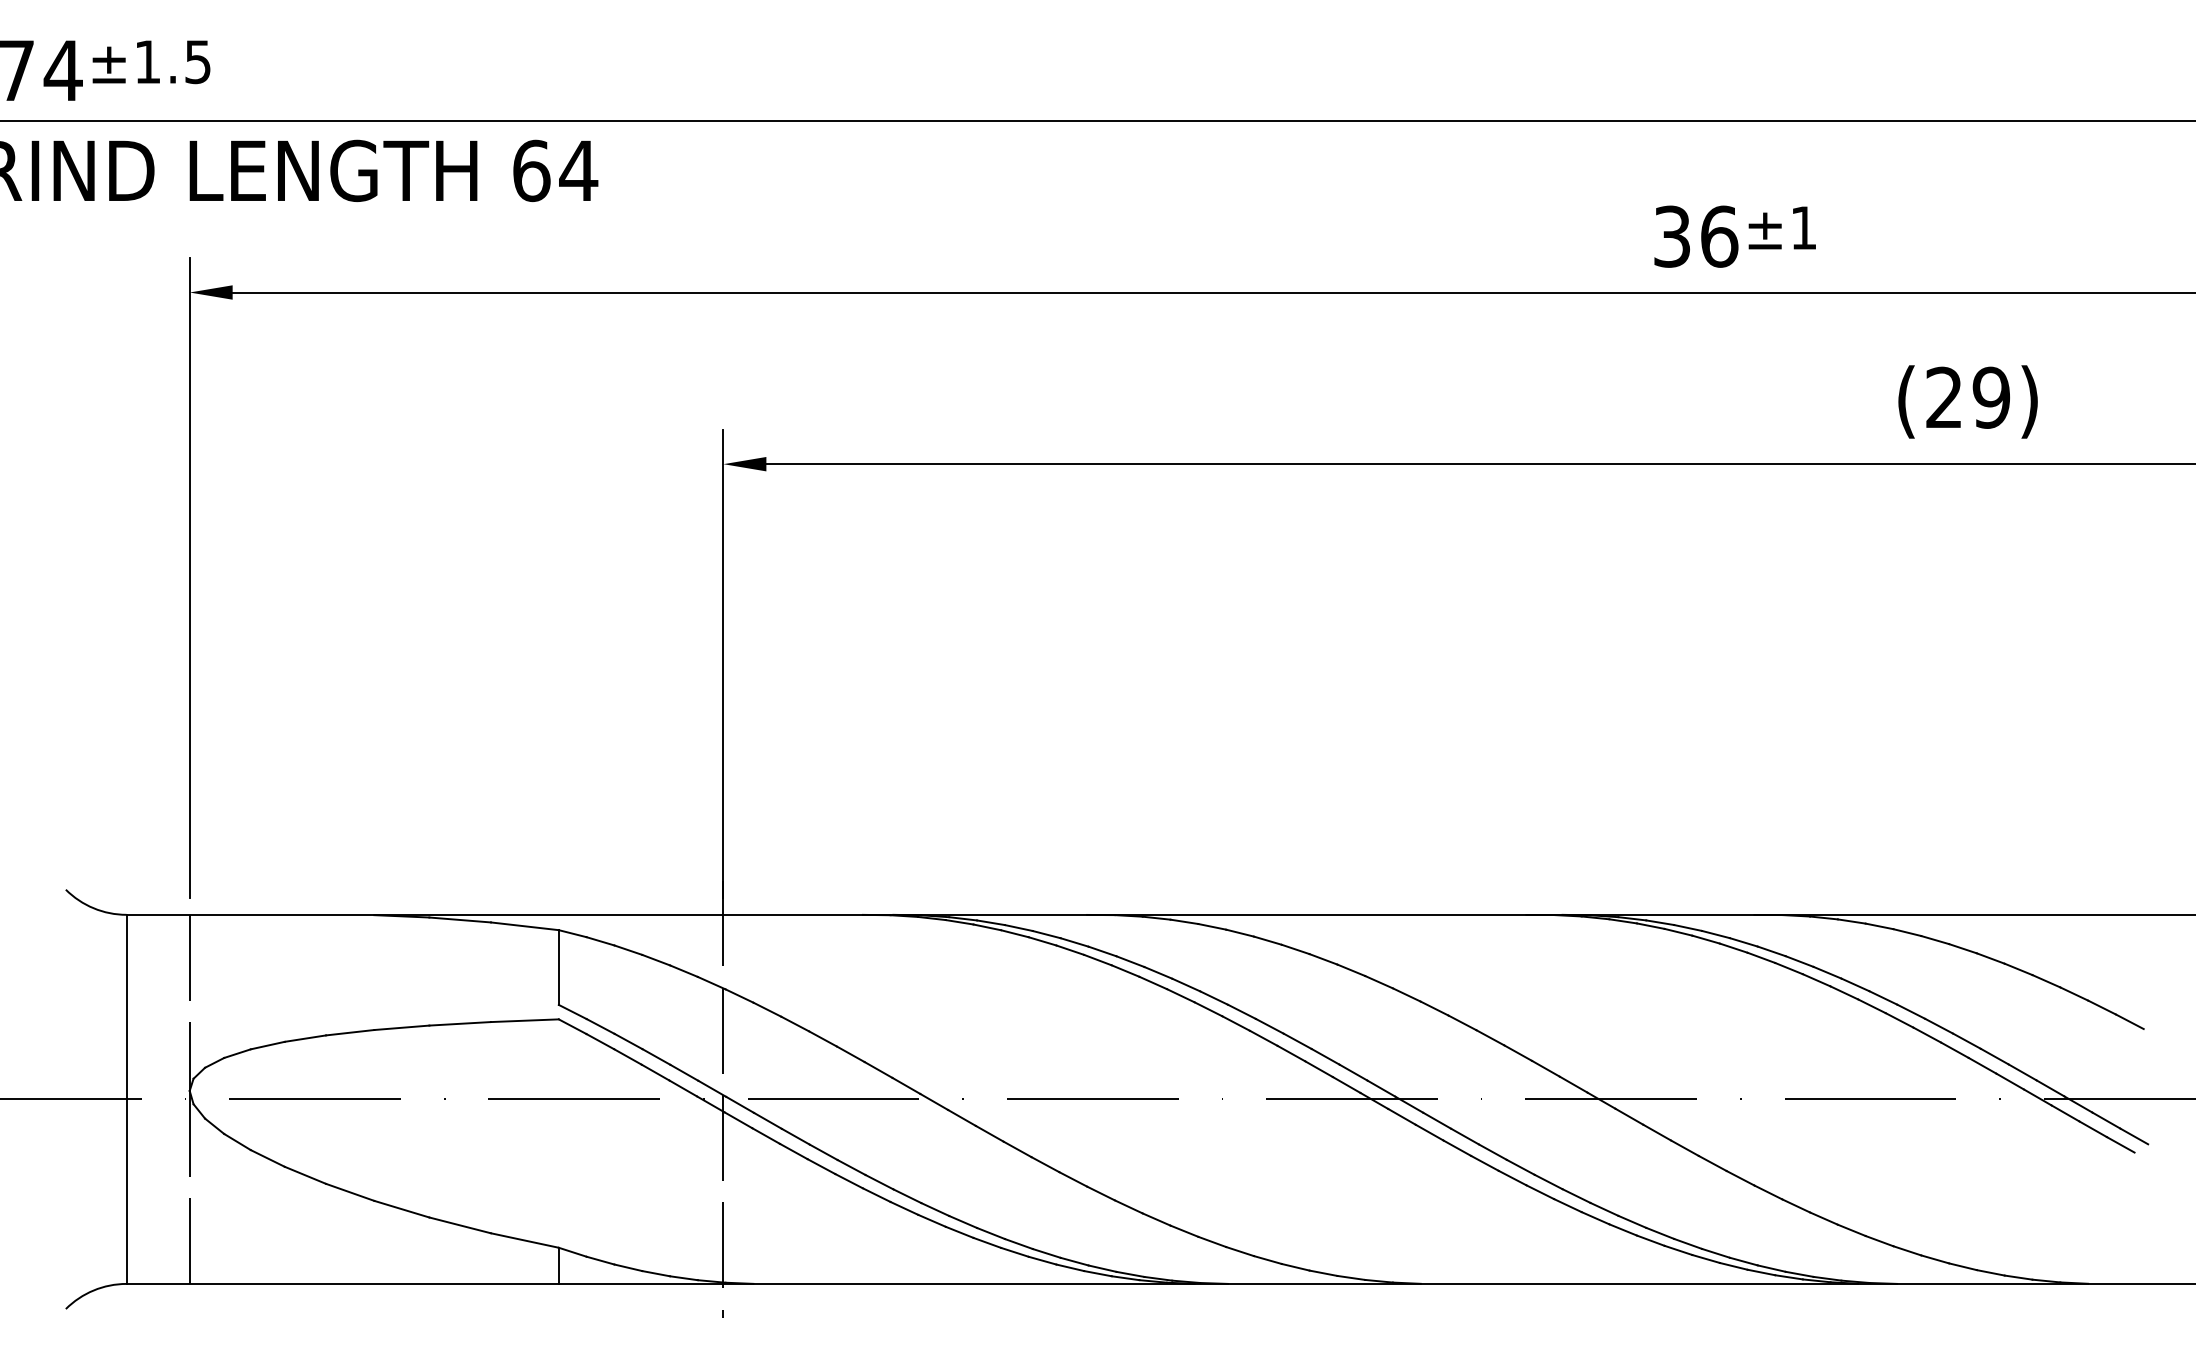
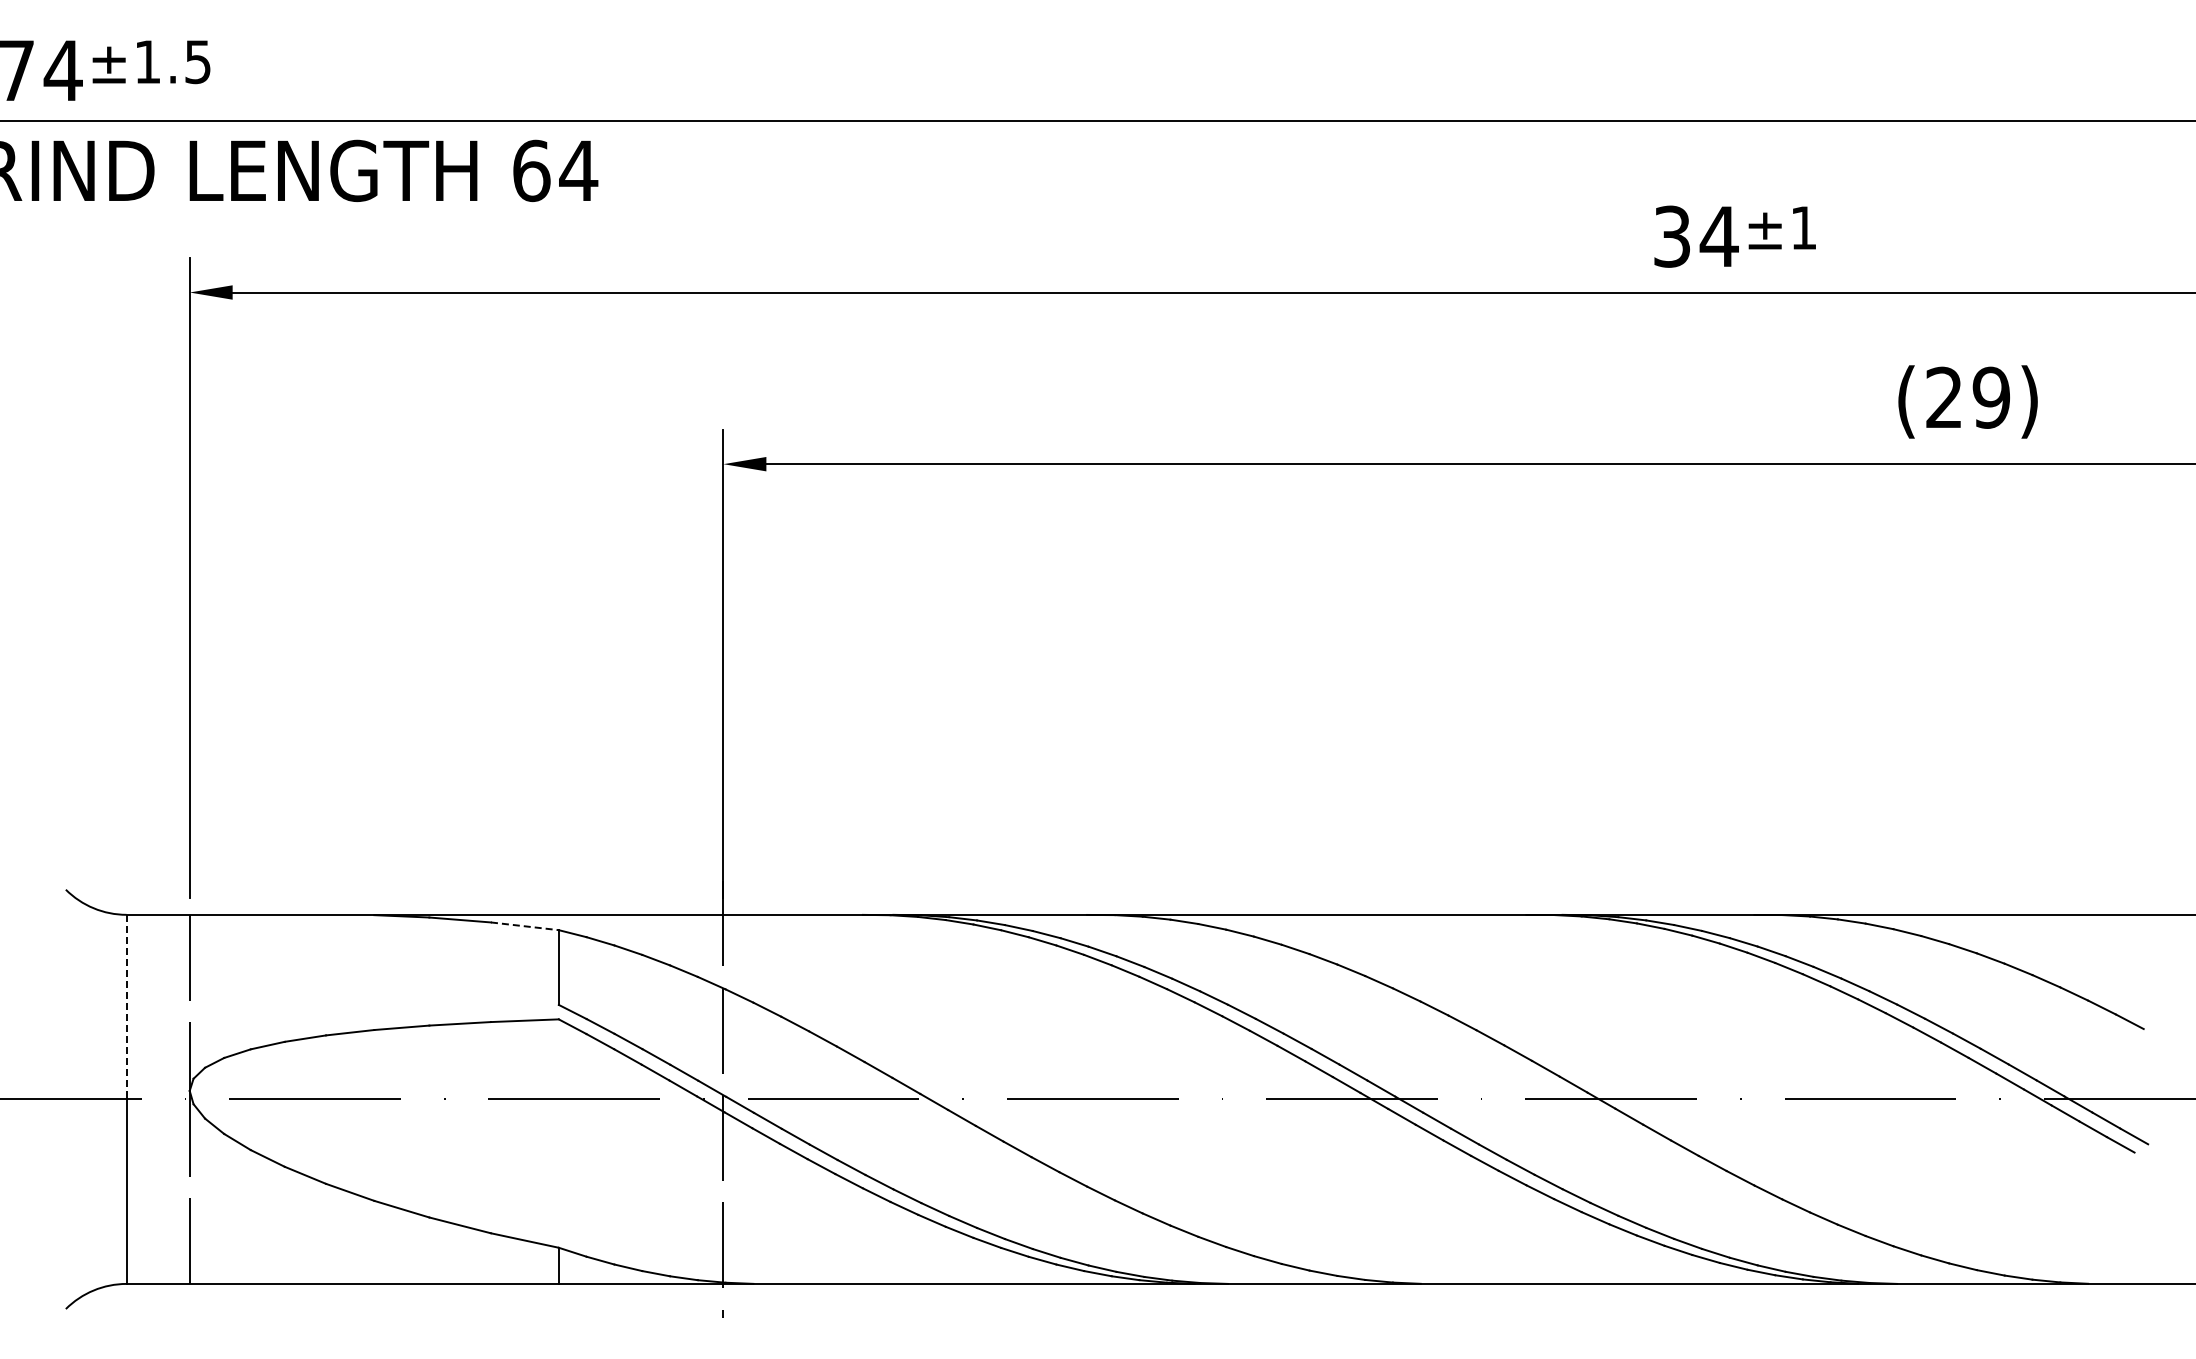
text: 36 -> 34 (1718, 236)
line: solid -> dashed (525, 926)
line: solid -> dashed (126, 1007)
